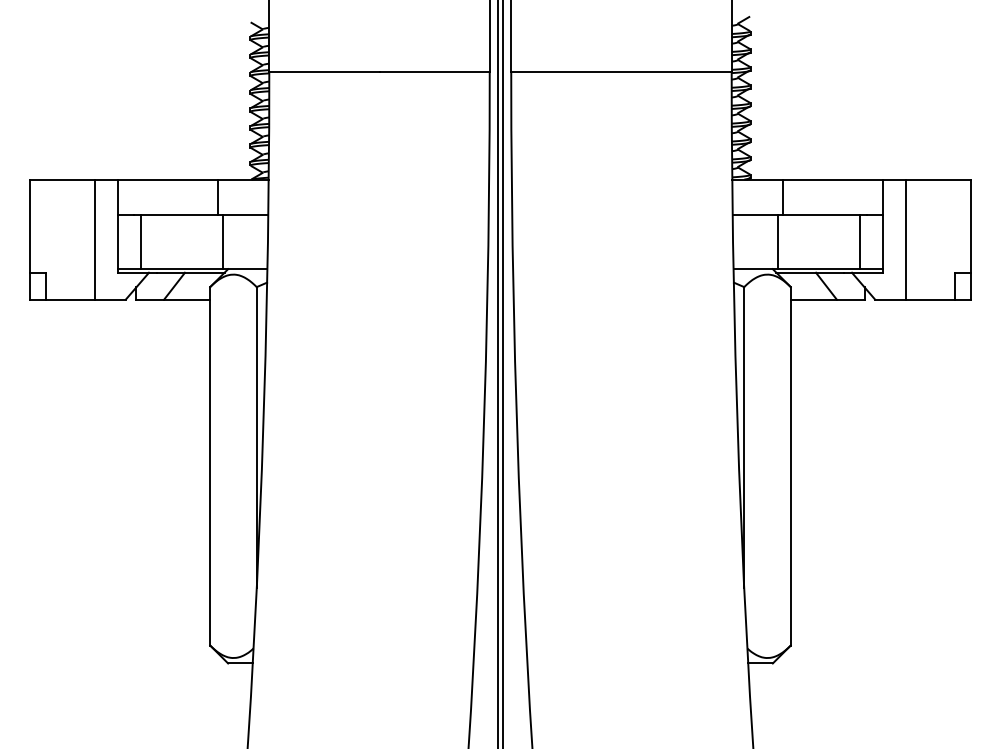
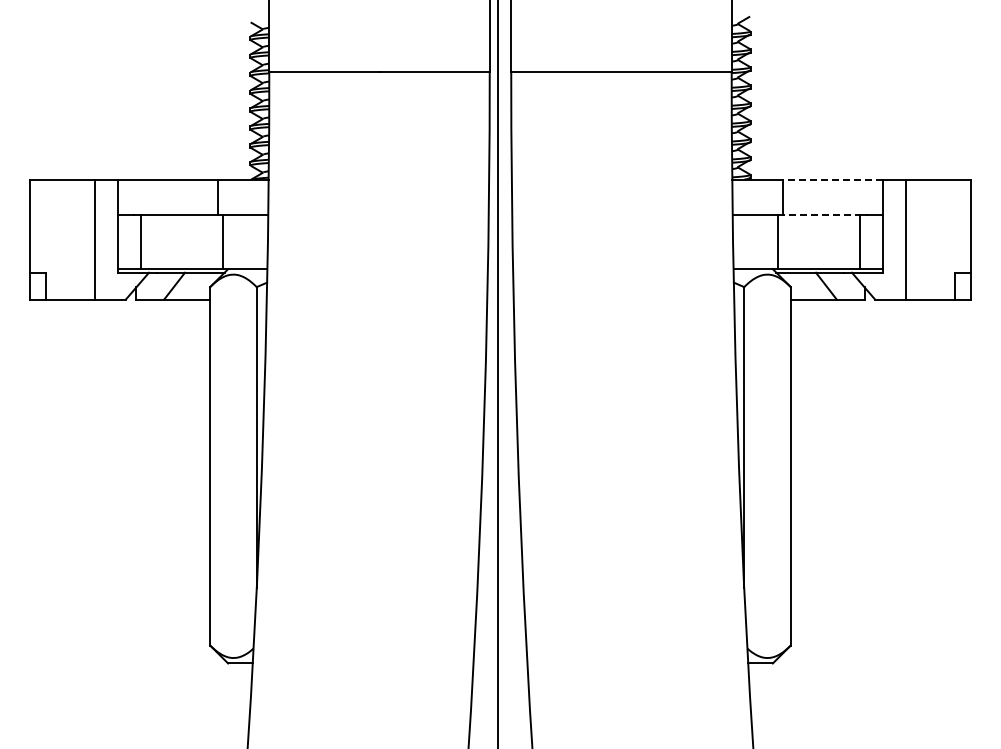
line: solid -> dashed (832, 179)
line: solid -> dashed (819, 215)
line: present -> none (502, 373)
